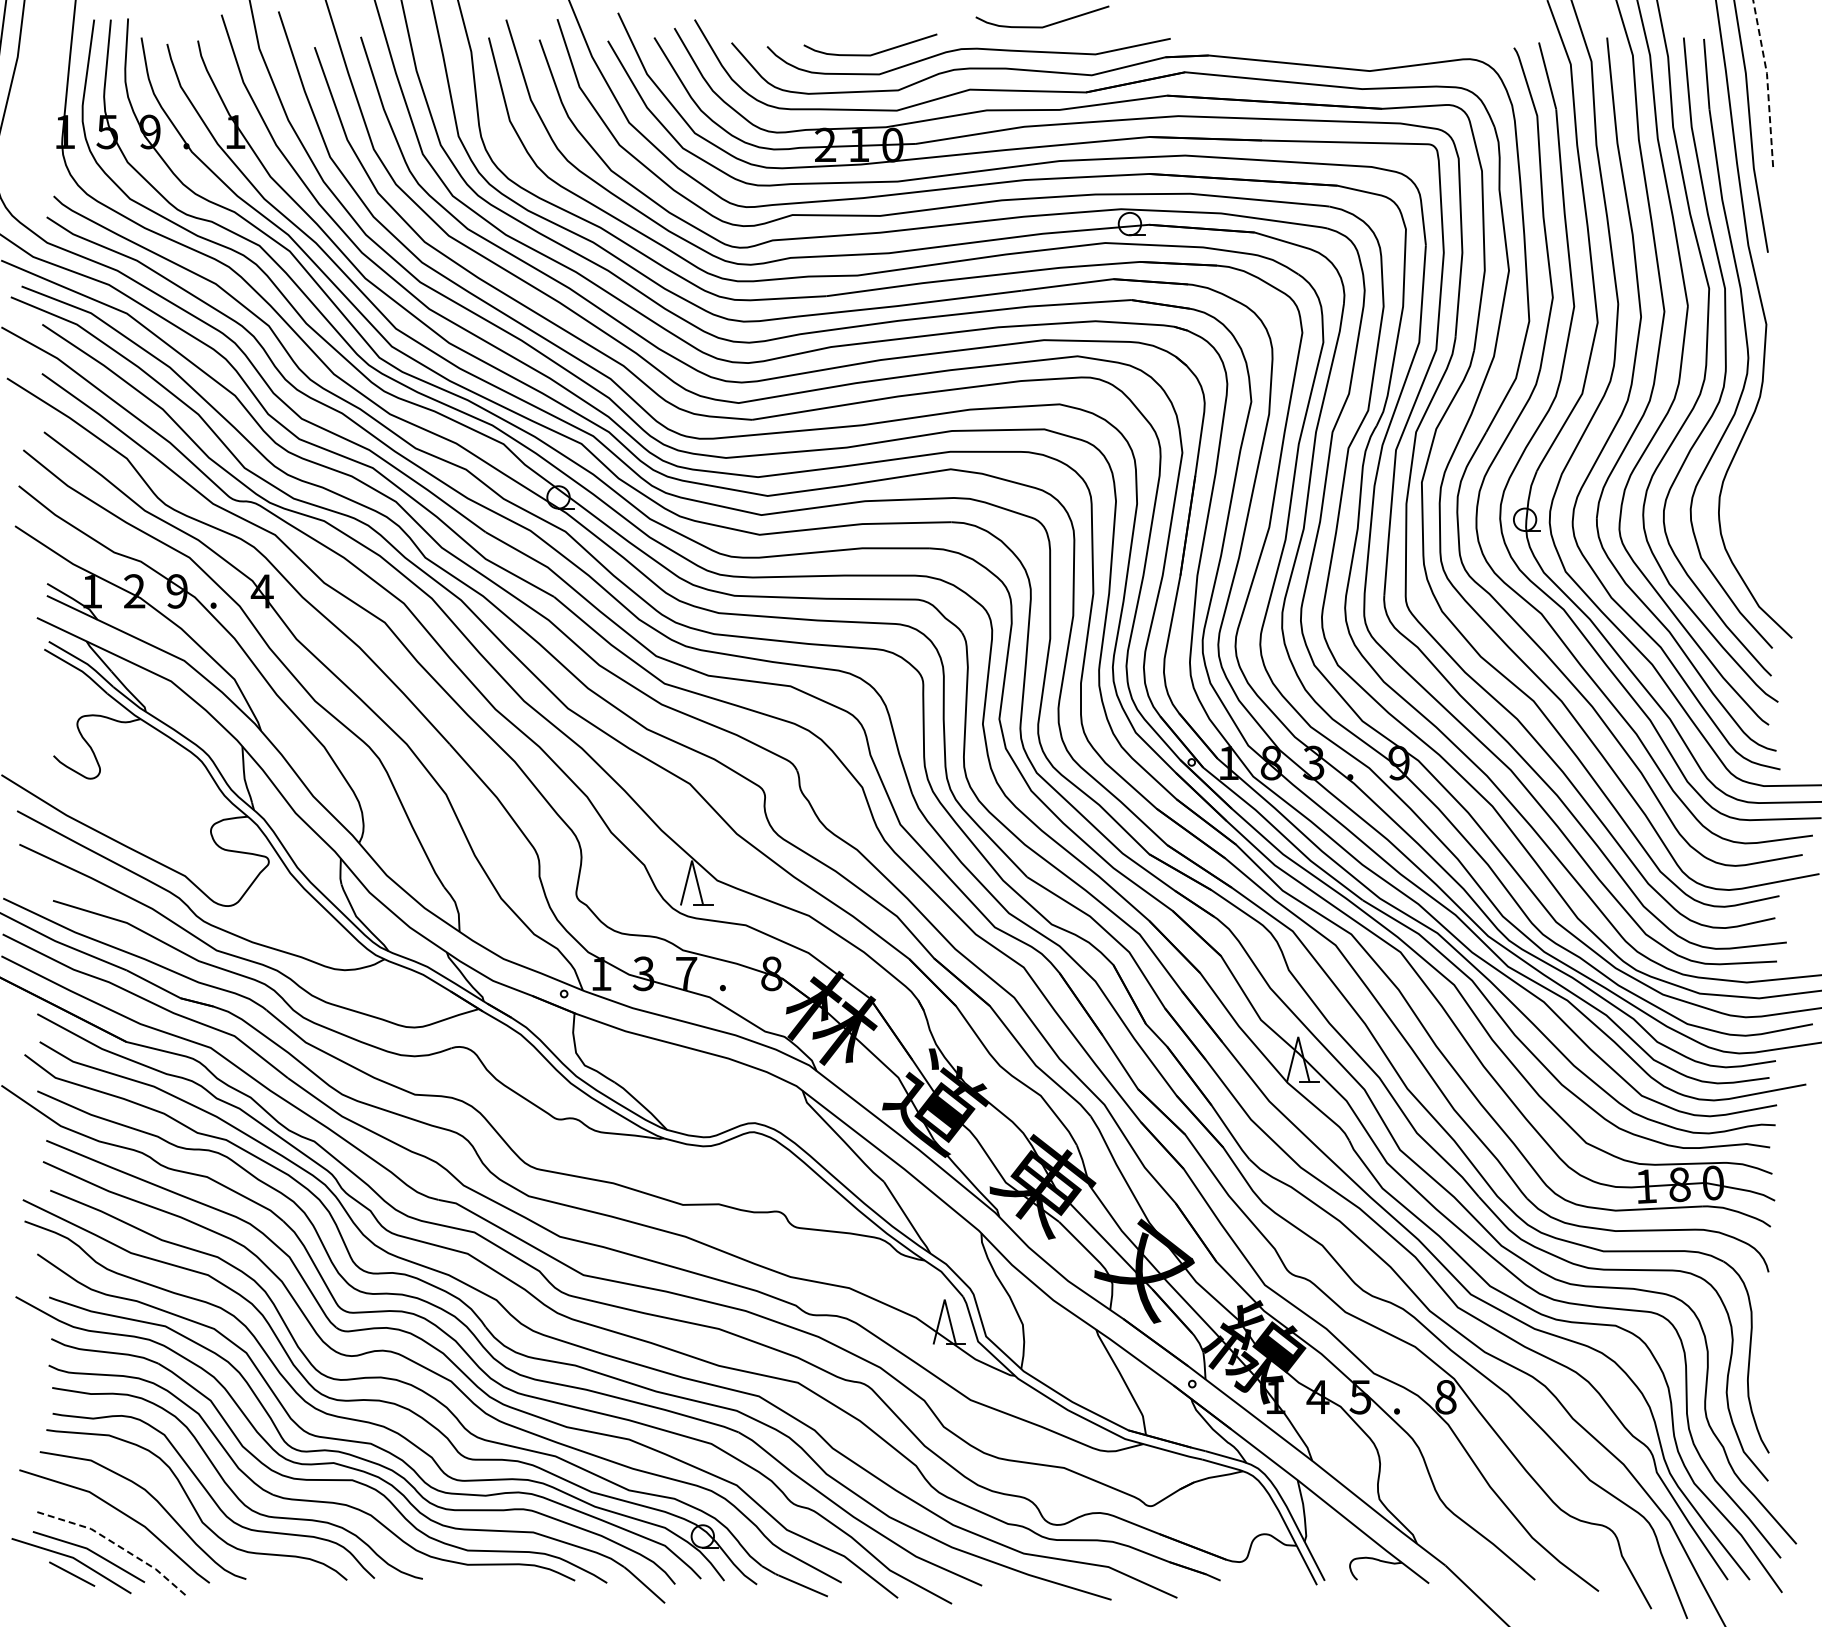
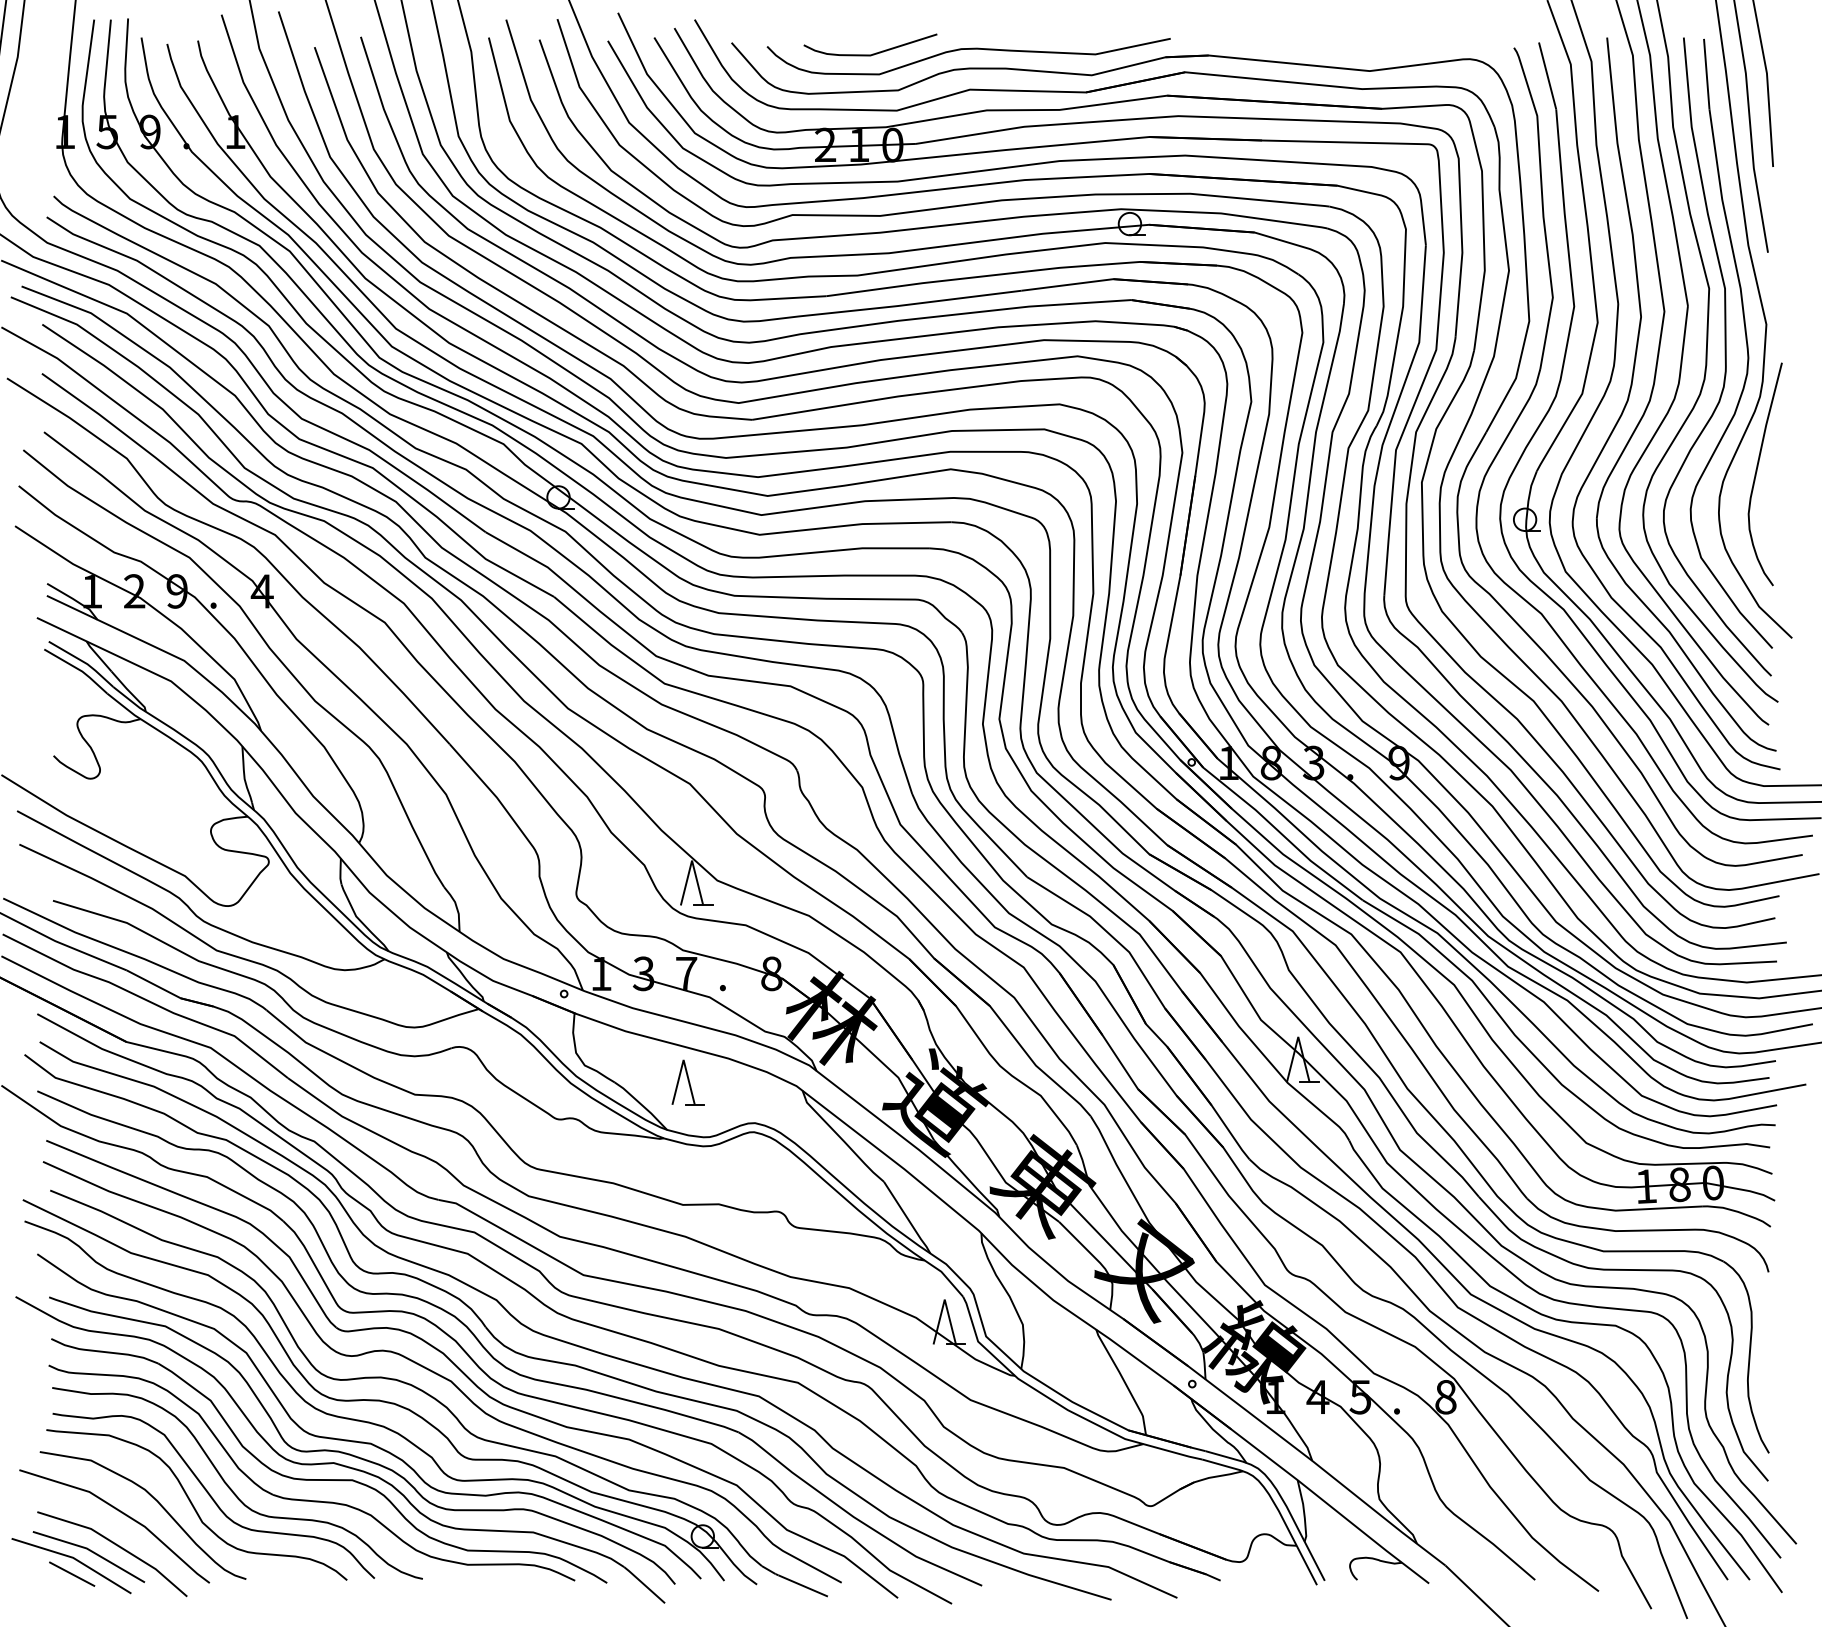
curve: present -> none (1044, 25)
line: dashed -> solid (1767, 82)
curve: none -> present (1757, 471)
part: none -> present (687, 1082)
line: dashed -> solid (117, 1545)
